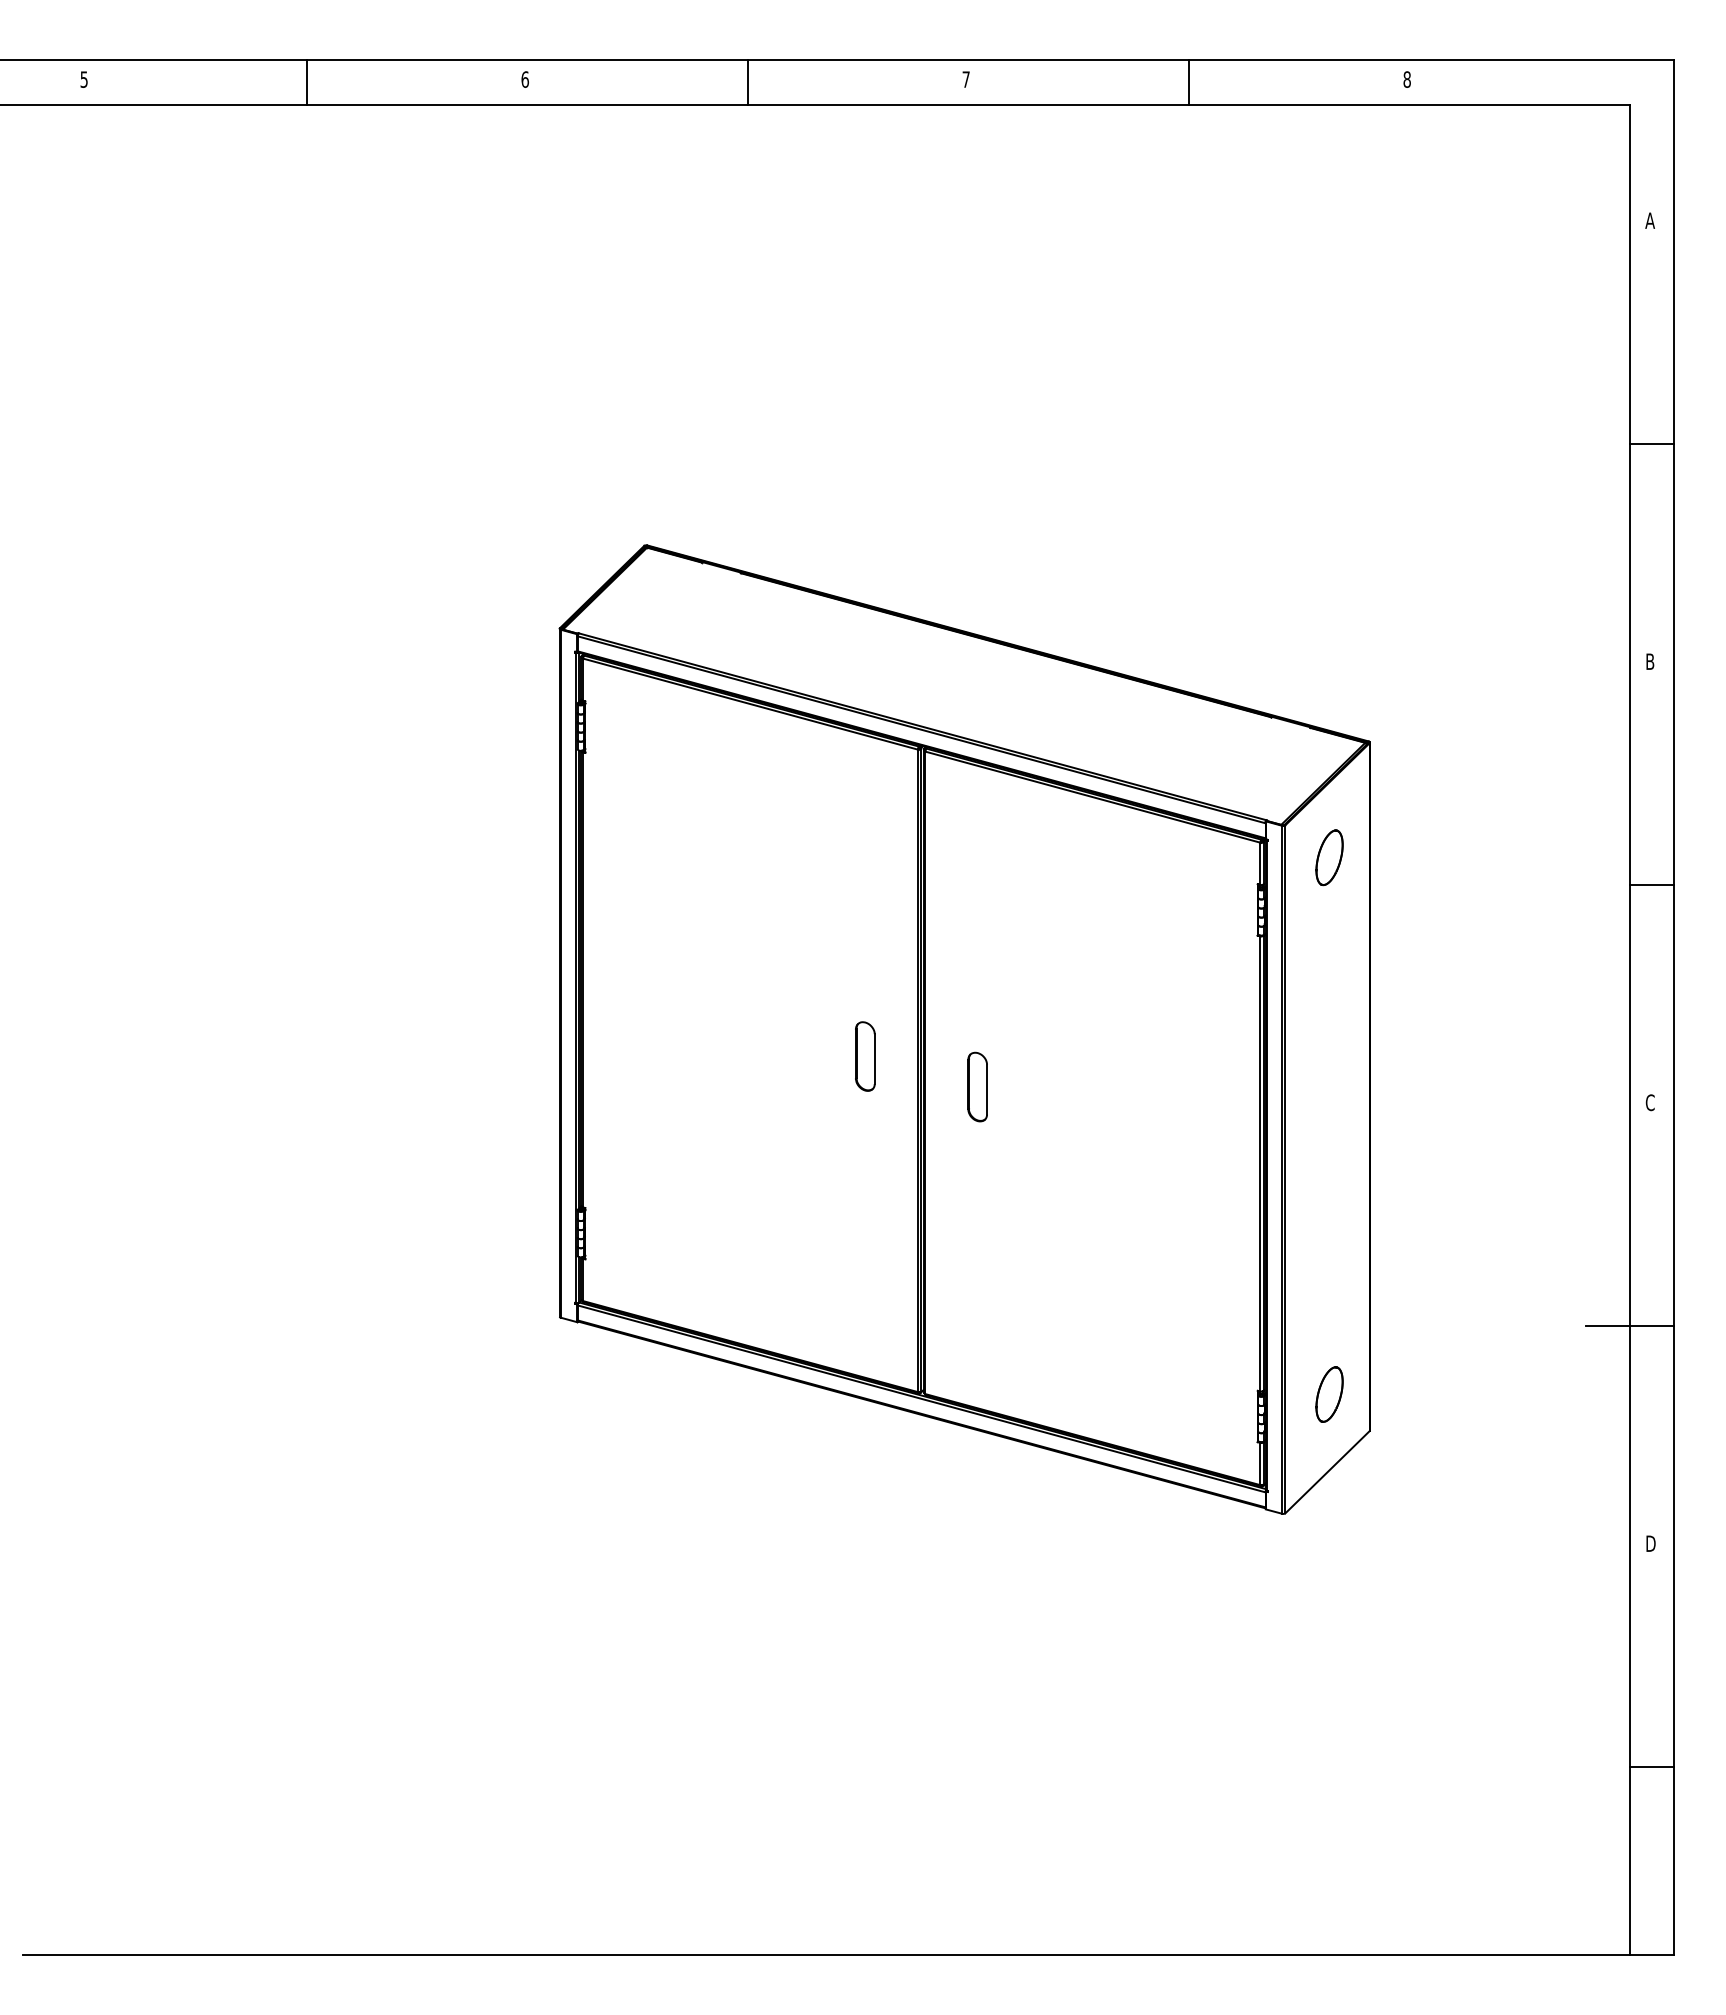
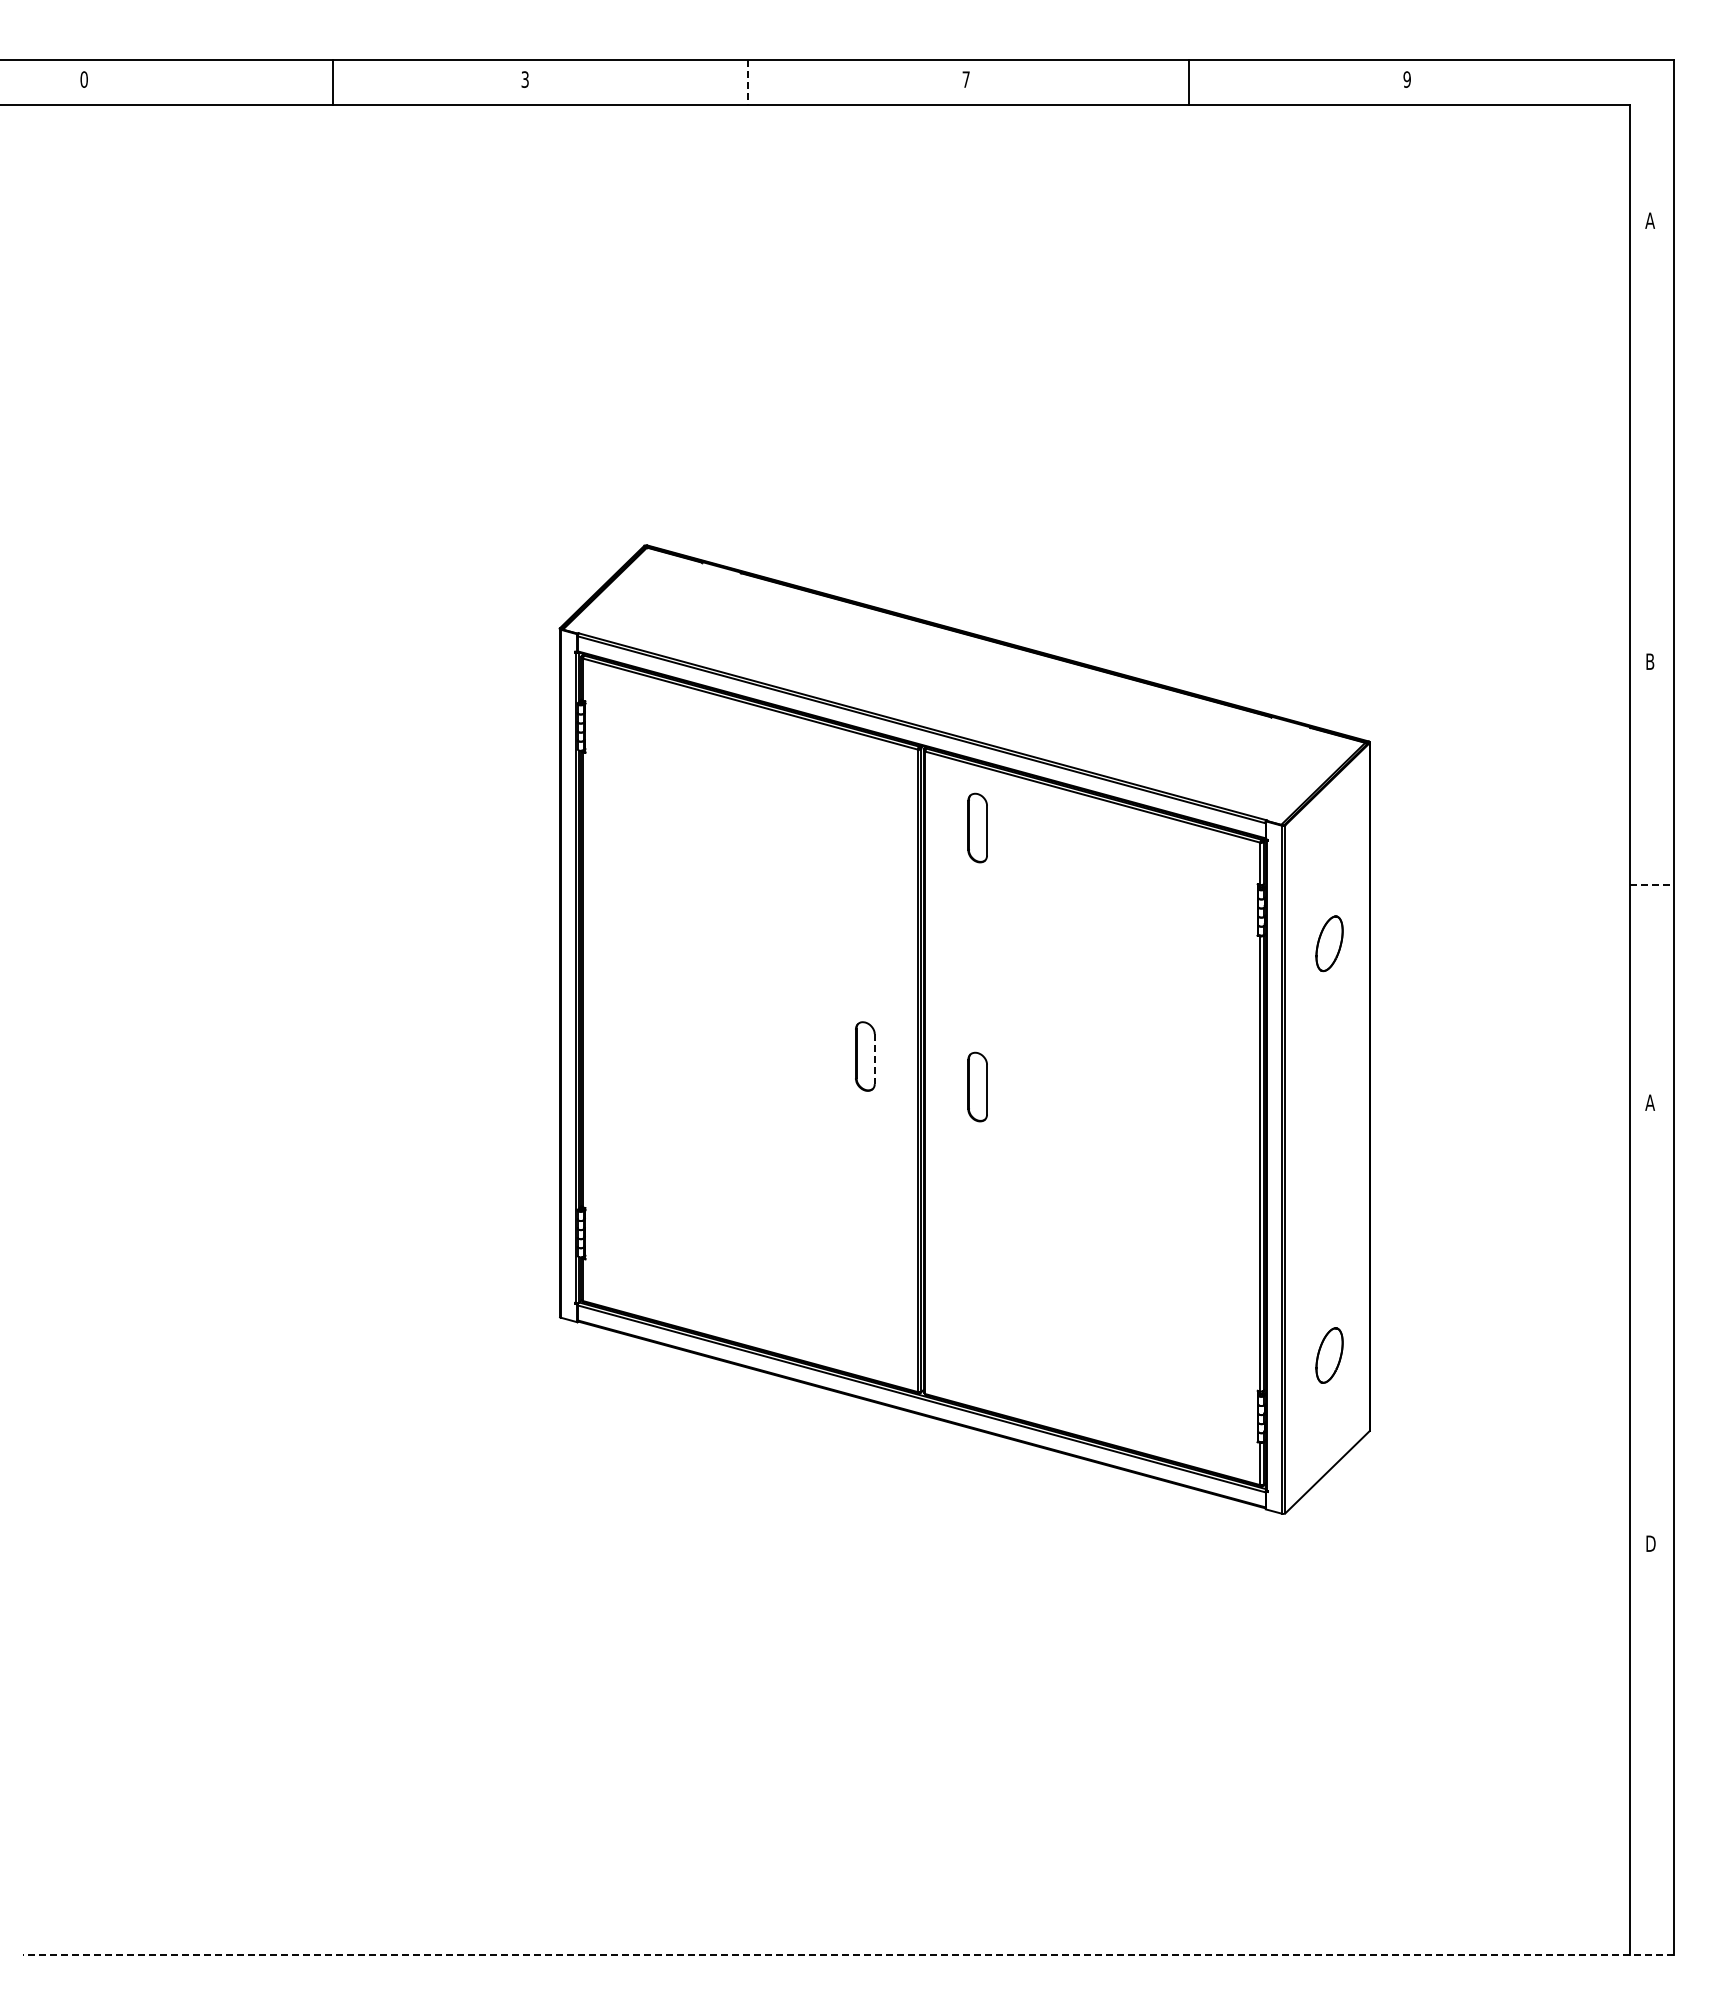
text: 5 -> 0 (83, 79)
text: 6 -> 3 (524, 79)
text: 8 -> 9 (1406, 79)
line position: (307, 82) -> (333, 82) (333, 82)
line: solid -> dashed (748, 82)
line: present -> none (1652, 444)
part: none -> present (977, 827)
part position: (1329, 857) -> (1329, 943) (1329, 943)
line: solid -> dashed (1652, 885)
line: solid -> dashed (874, 1059)
text: C -> A (1649, 1102)
line: present -> none (1630, 1326)
part position: (1329, 1394) -> (1329, 1355) (1329, 1355)
line: present -> none (1652, 1767)
line: solid -> dashed (848, 1954)
